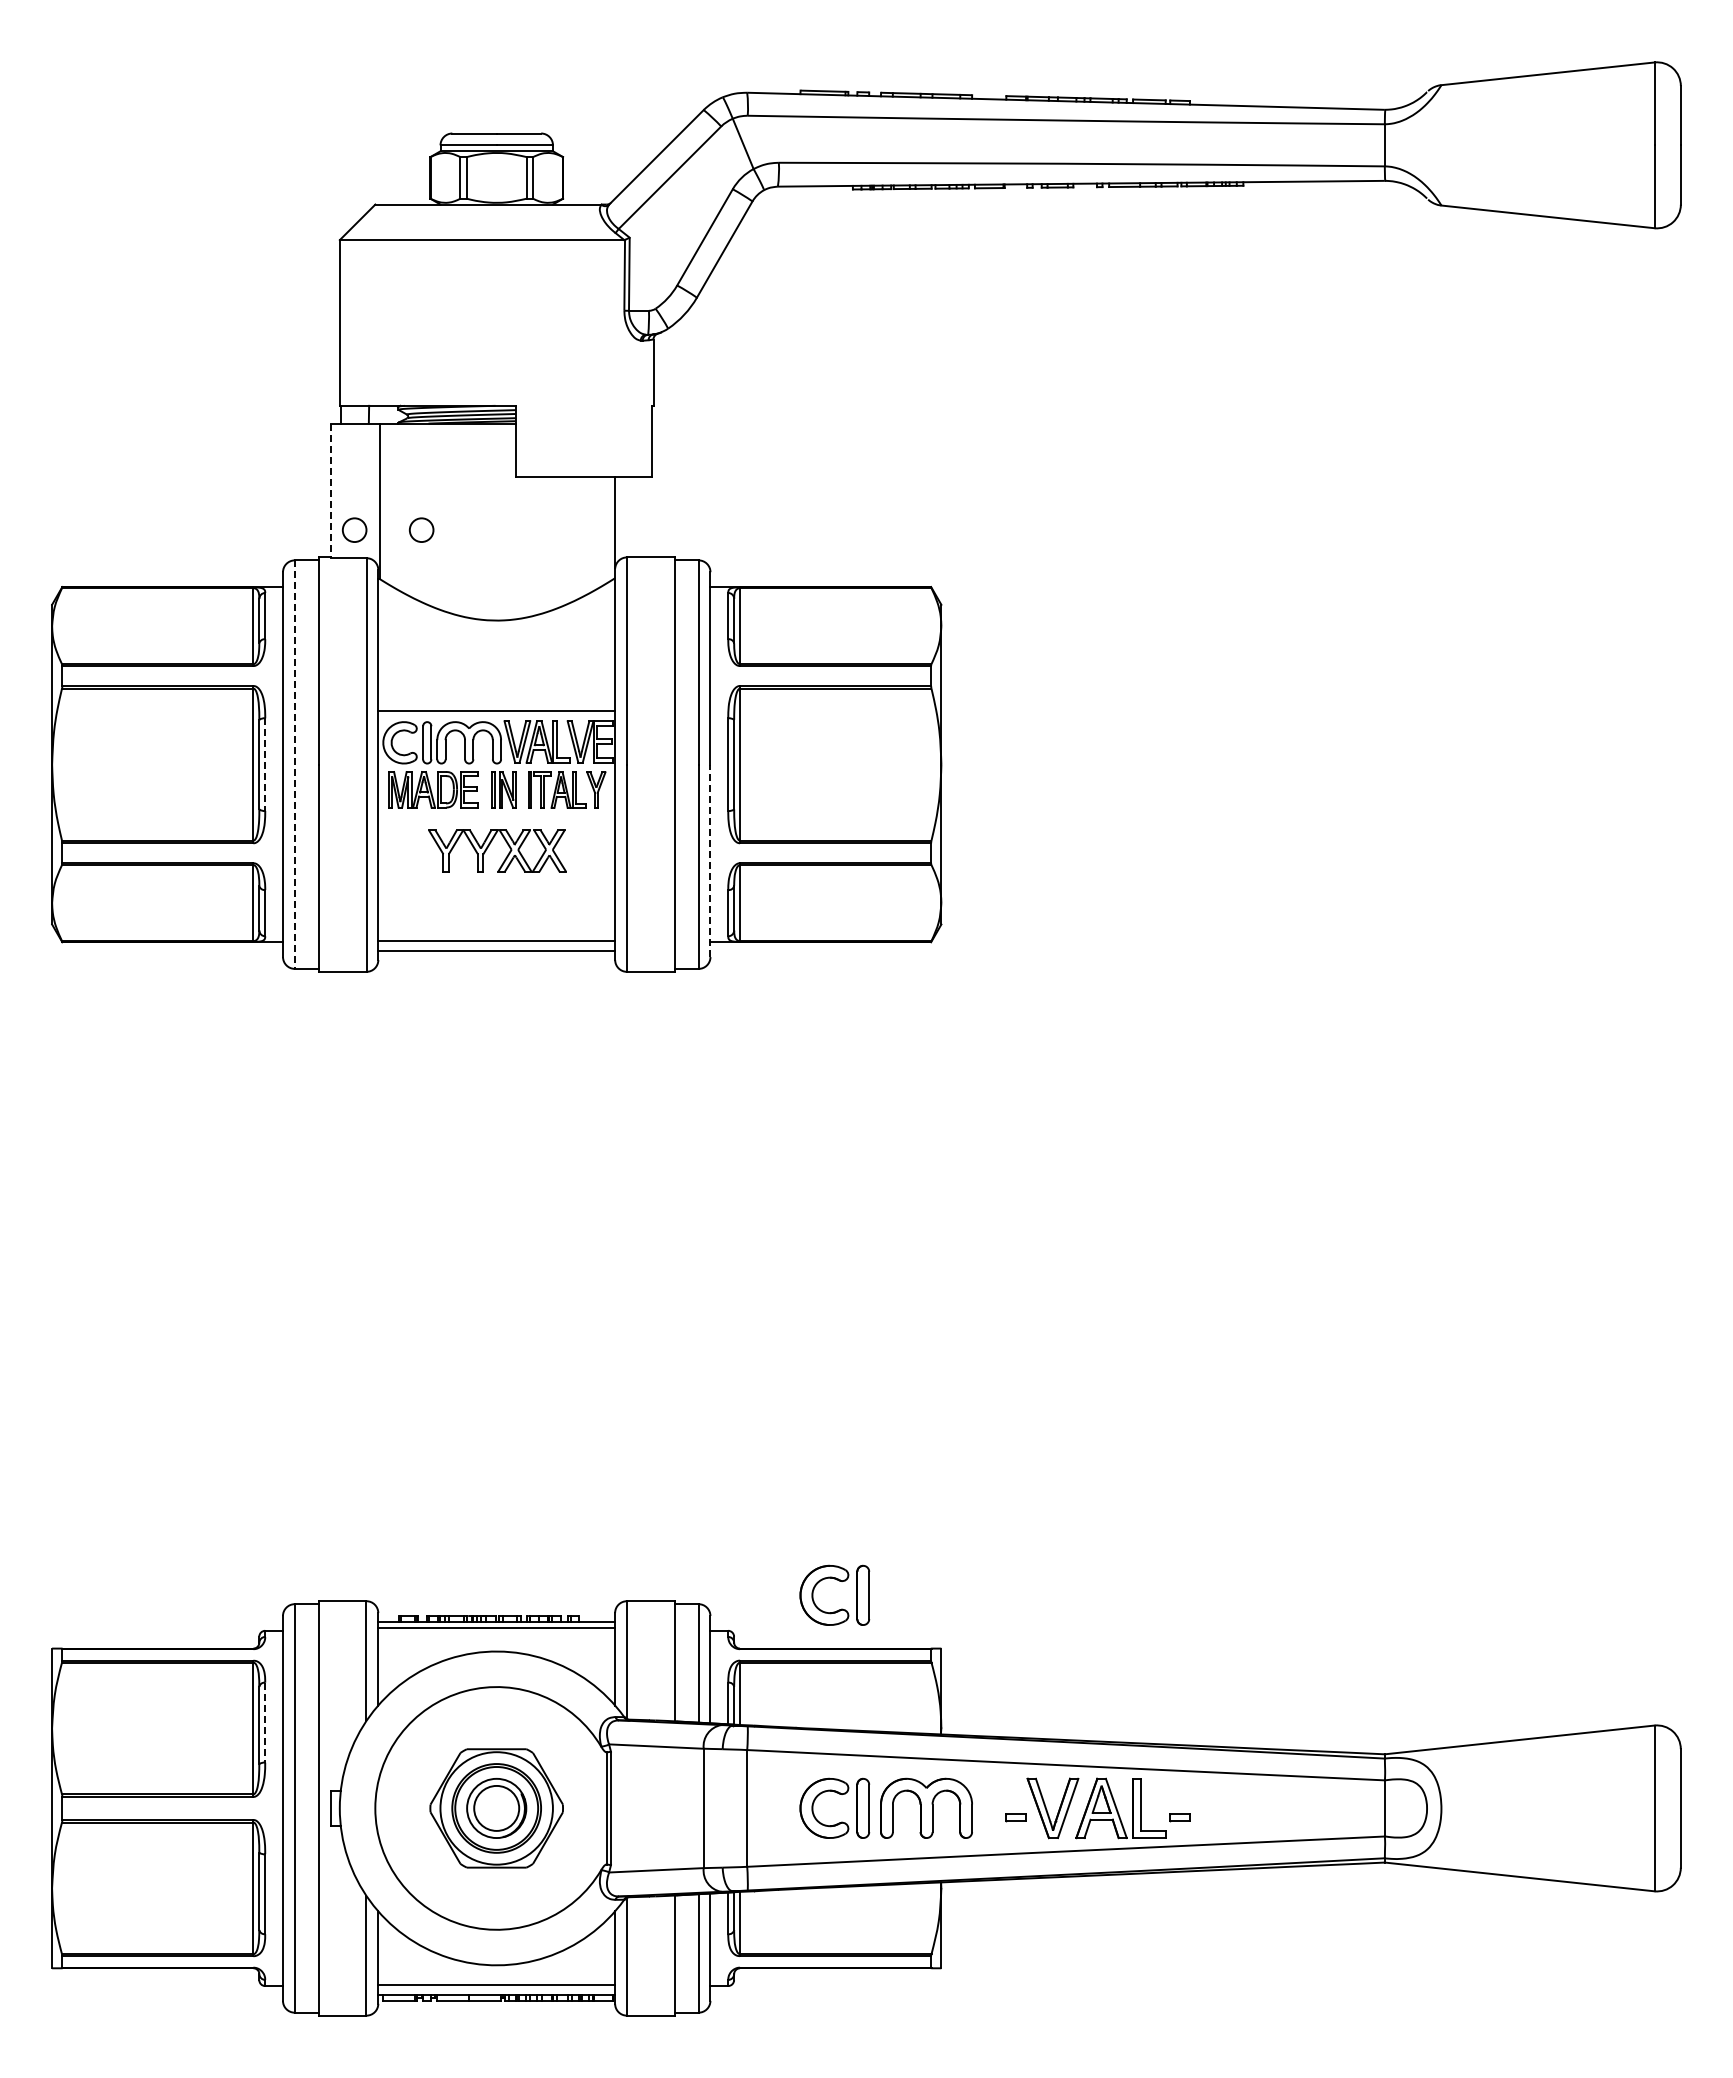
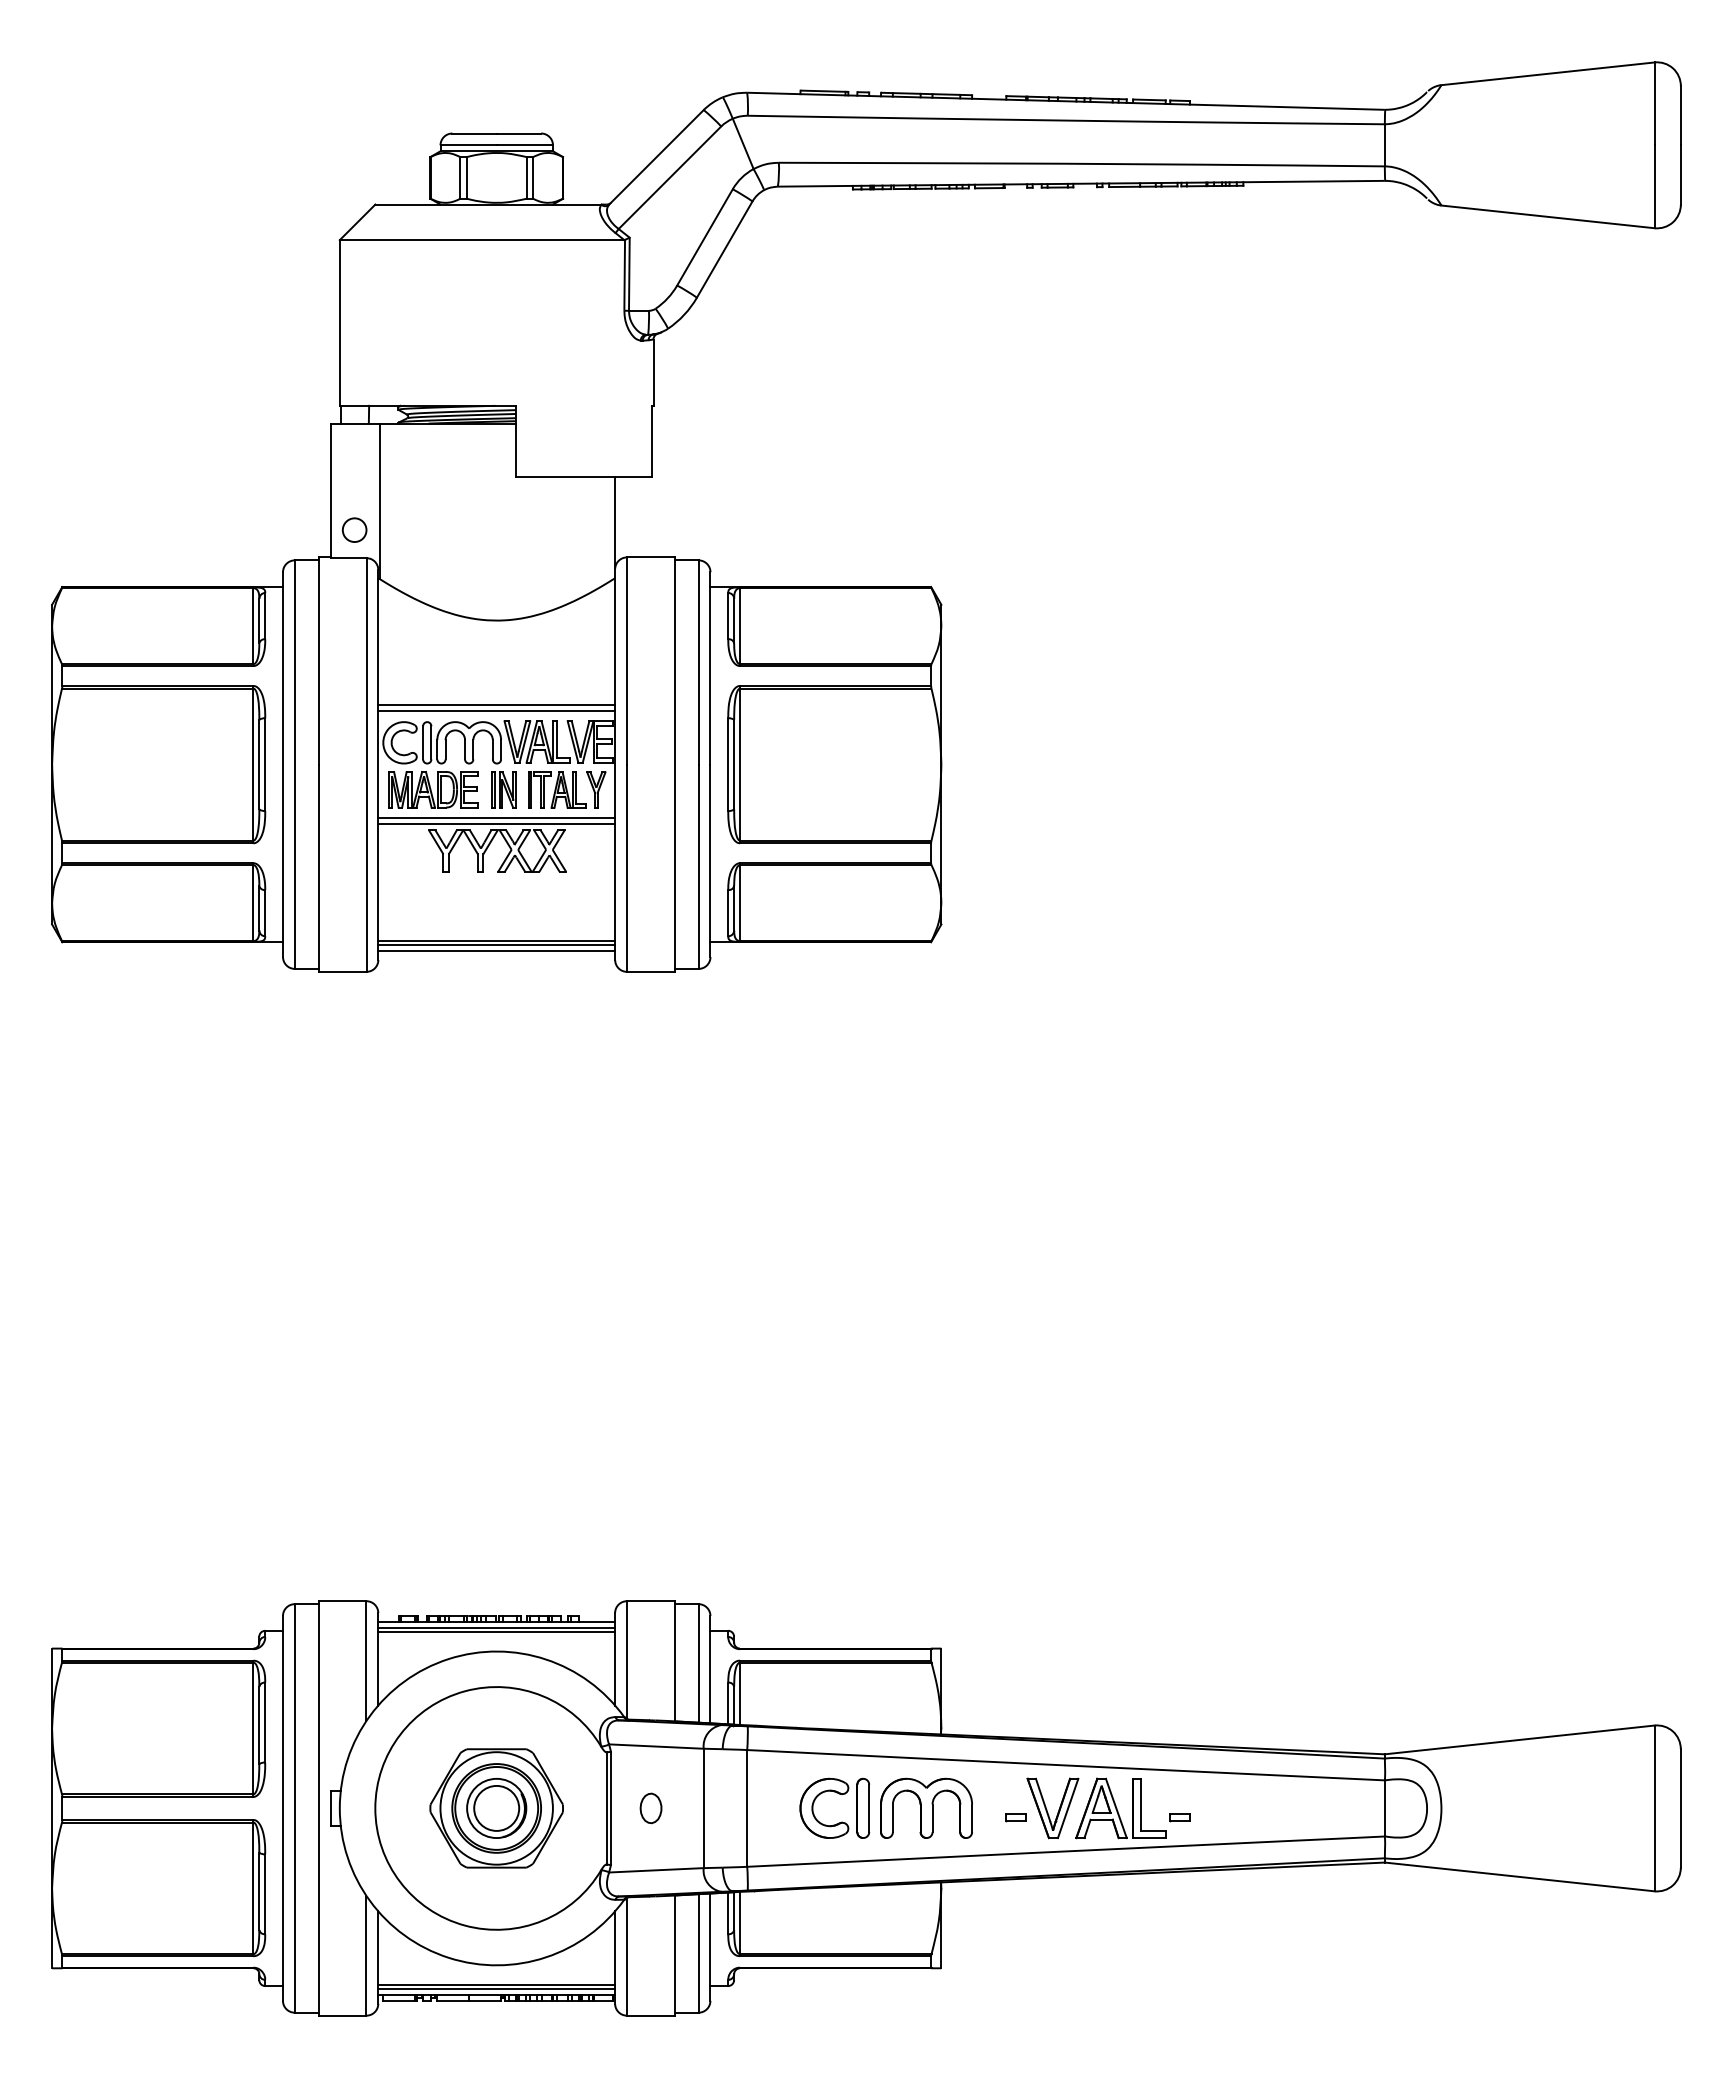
line: dashed -> solid (330, 491)
circle: present -> none (421, 529)
line: none -> present (496, 705)
line: dashed -> solid (265, 765)
line: dashed -> solid (294, 765)
line: none -> present (496, 817)
line: none -> present (496, 823)
line: dashed -> solid (710, 860)
line: none -> present (496, 945)
part: present -> none (839, 1581)
line: none -> present (496, 1631)
line: dashed -> solid (265, 1723)
part: none -> present (650, 1808)
line: none -> present (496, 1989)
